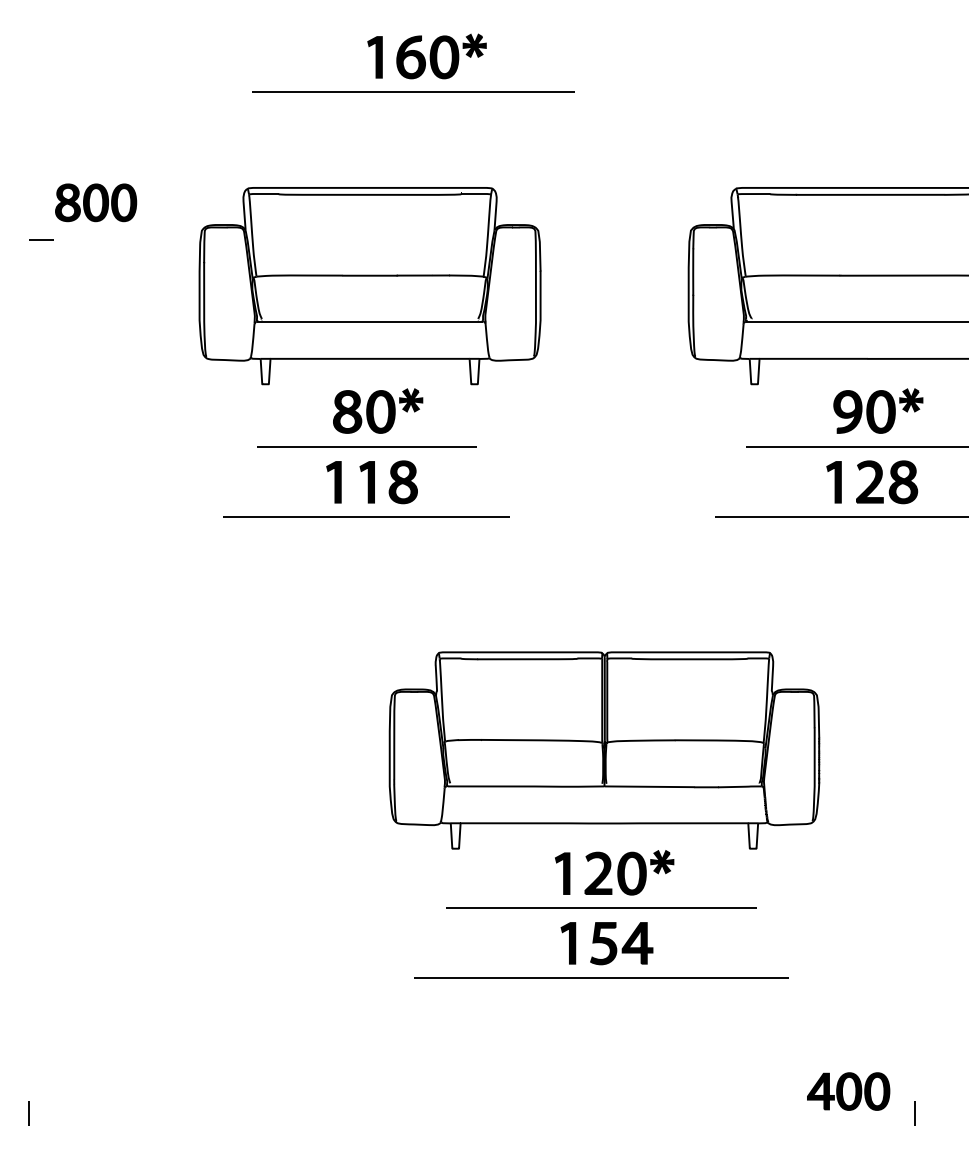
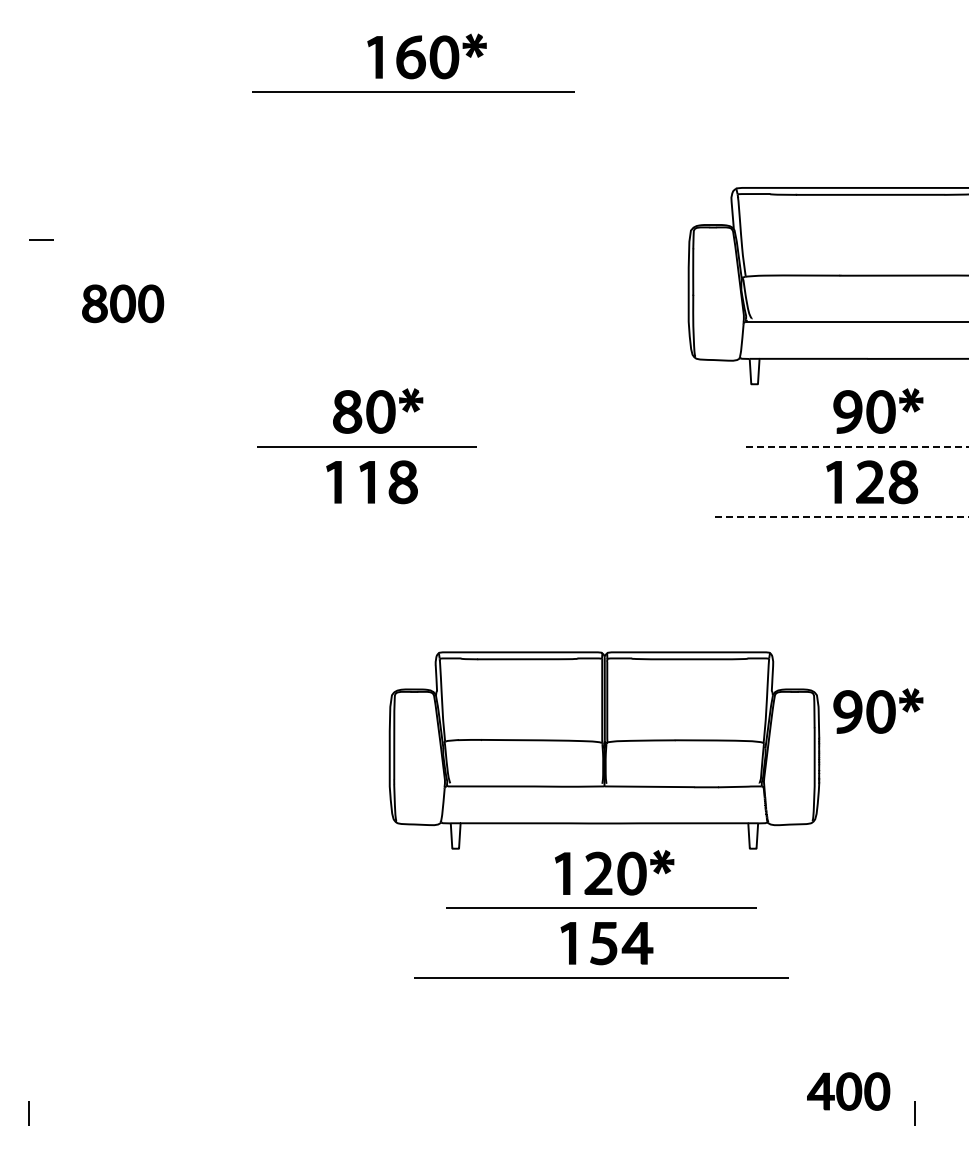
part position: (96, 202) -> (123, 303) (123, 303)
part: present -> none (369, 286)
line: solid -> dashed (857, 446)
line: present -> none (366, 516)
line: solid -> dashed (841, 517)
part: none -> present (878, 710)
